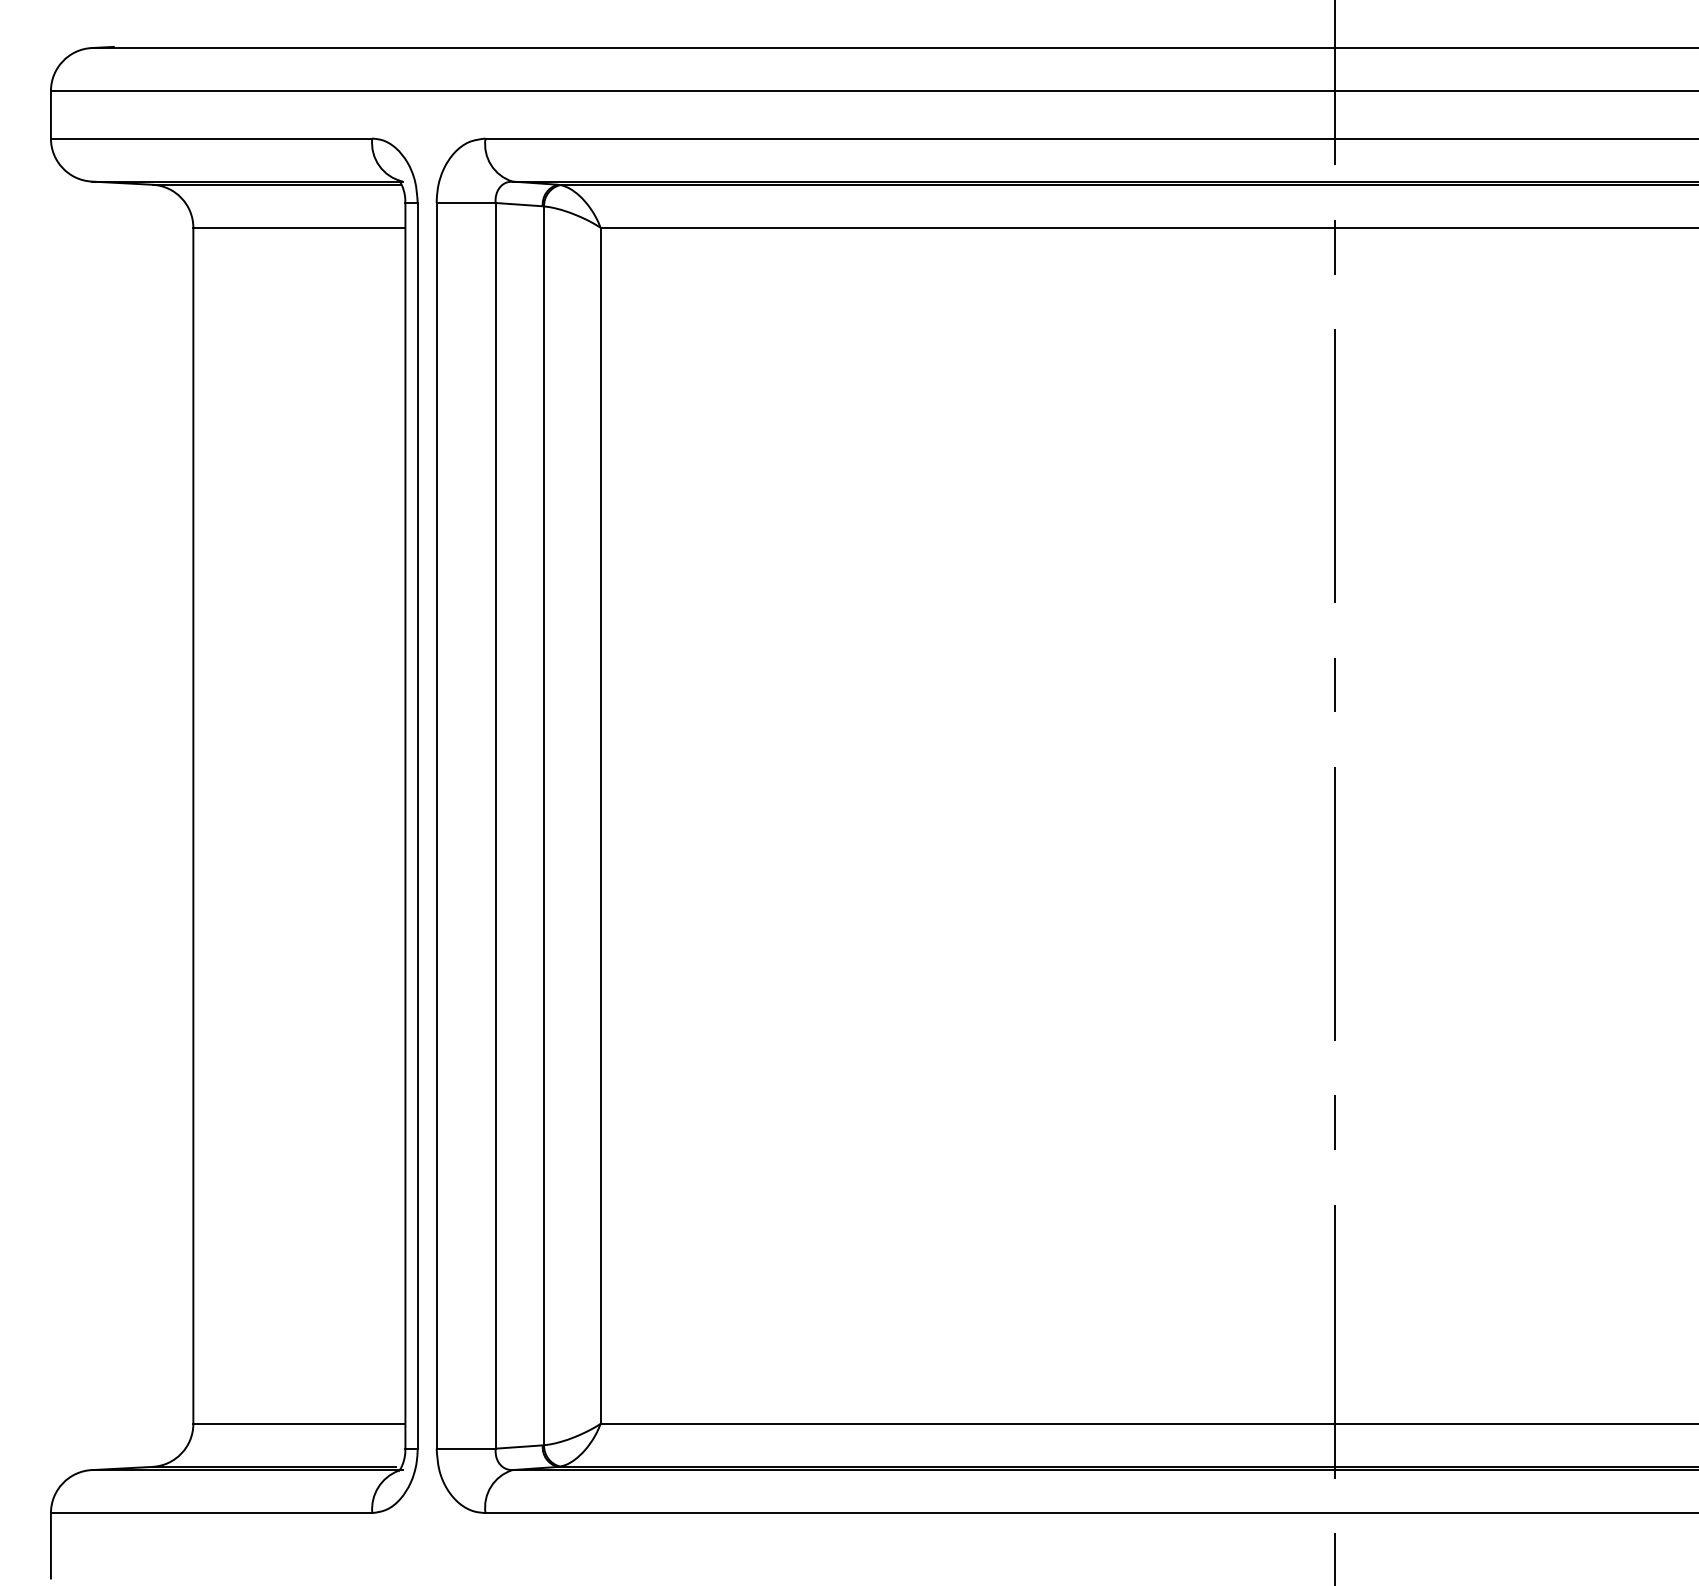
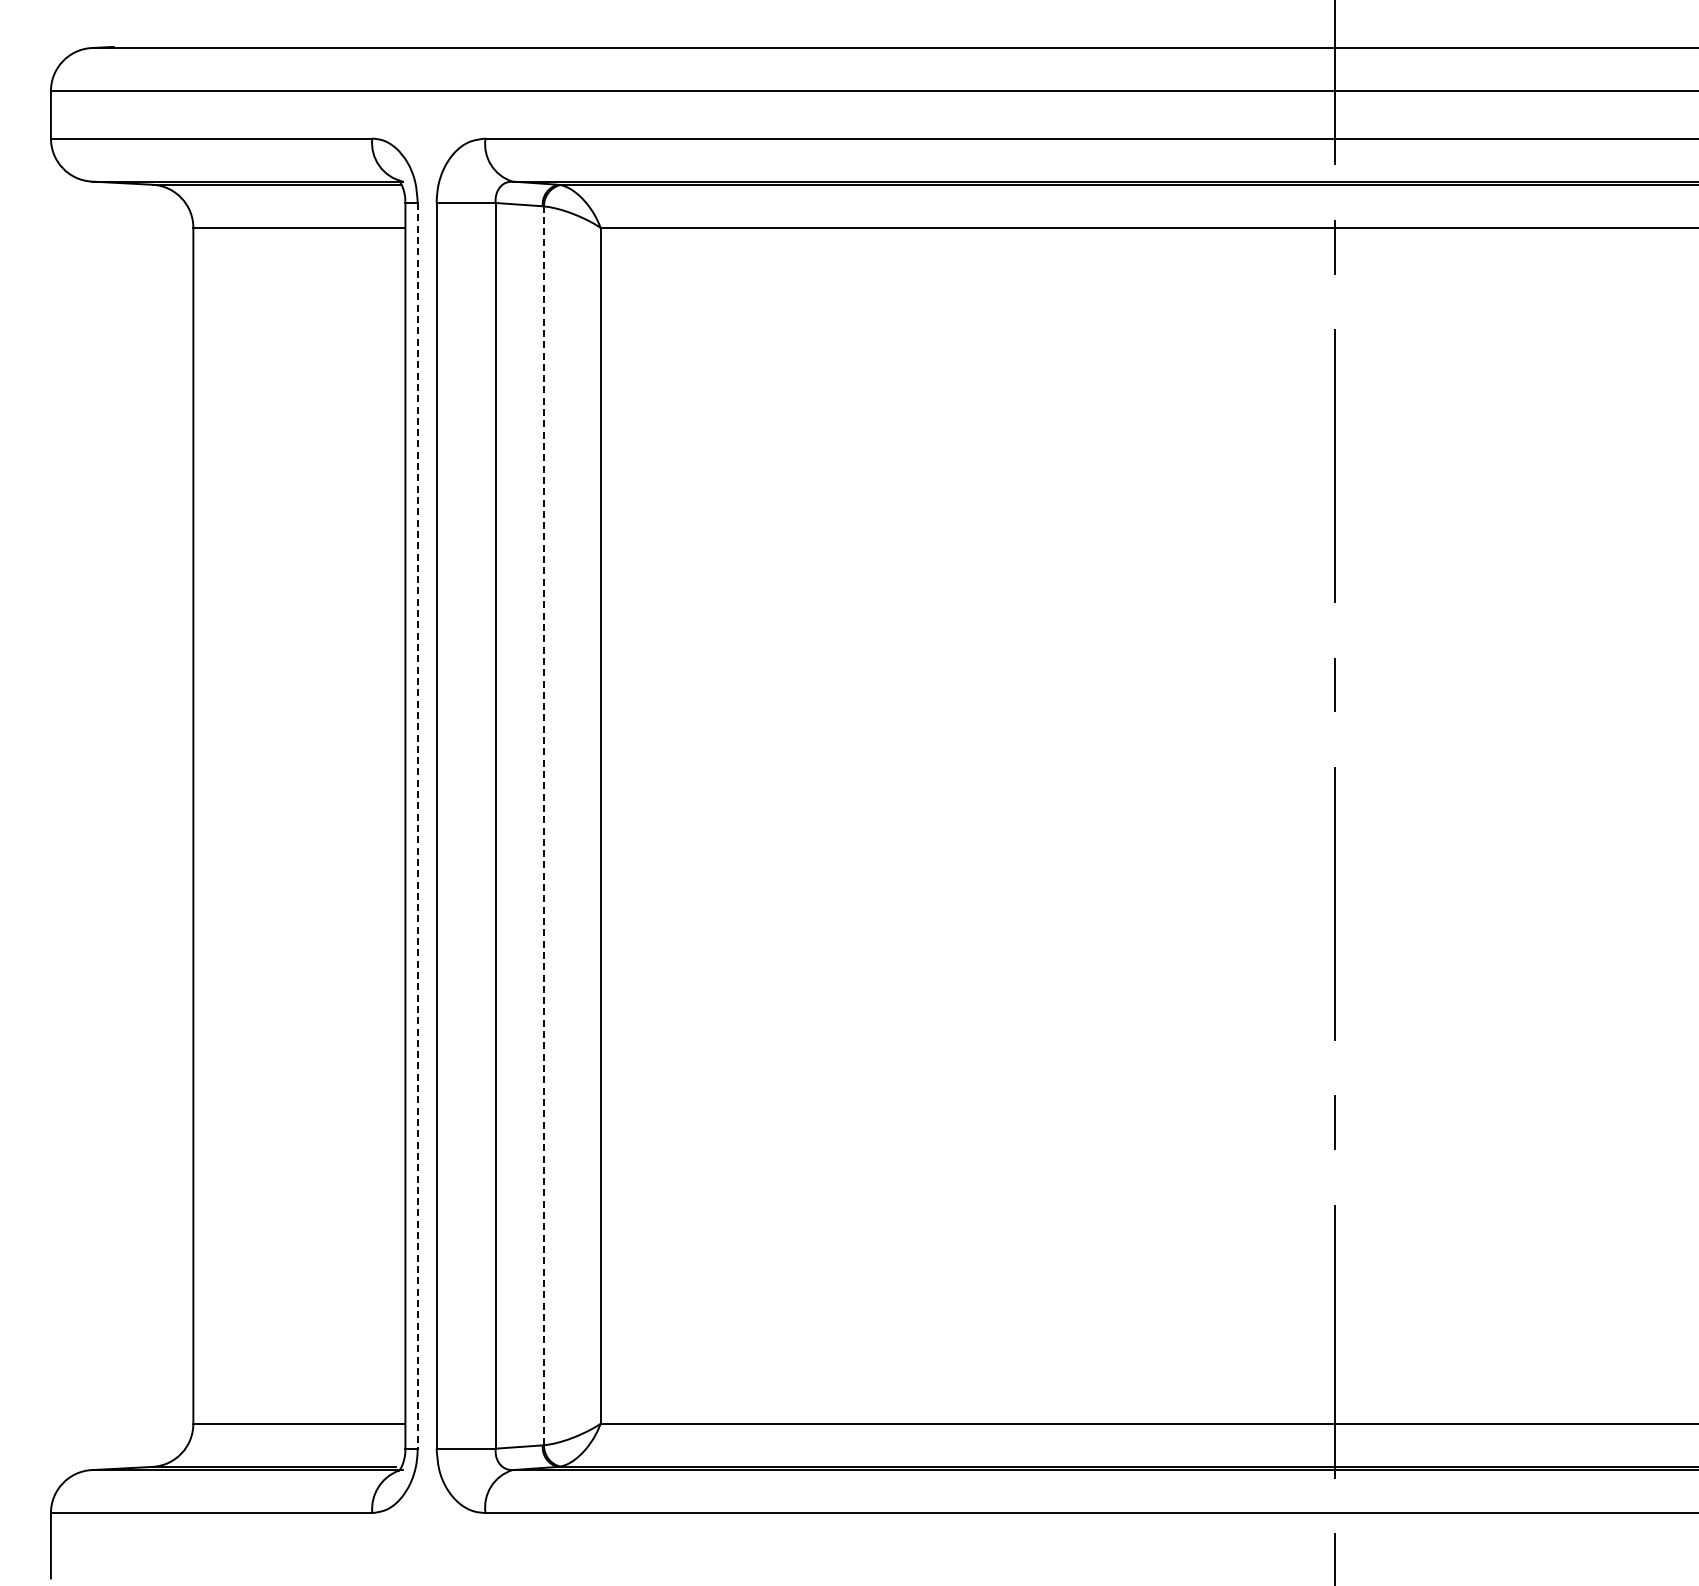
line: solid -> dashed (417, 825)
line: solid -> dashed (544, 825)
